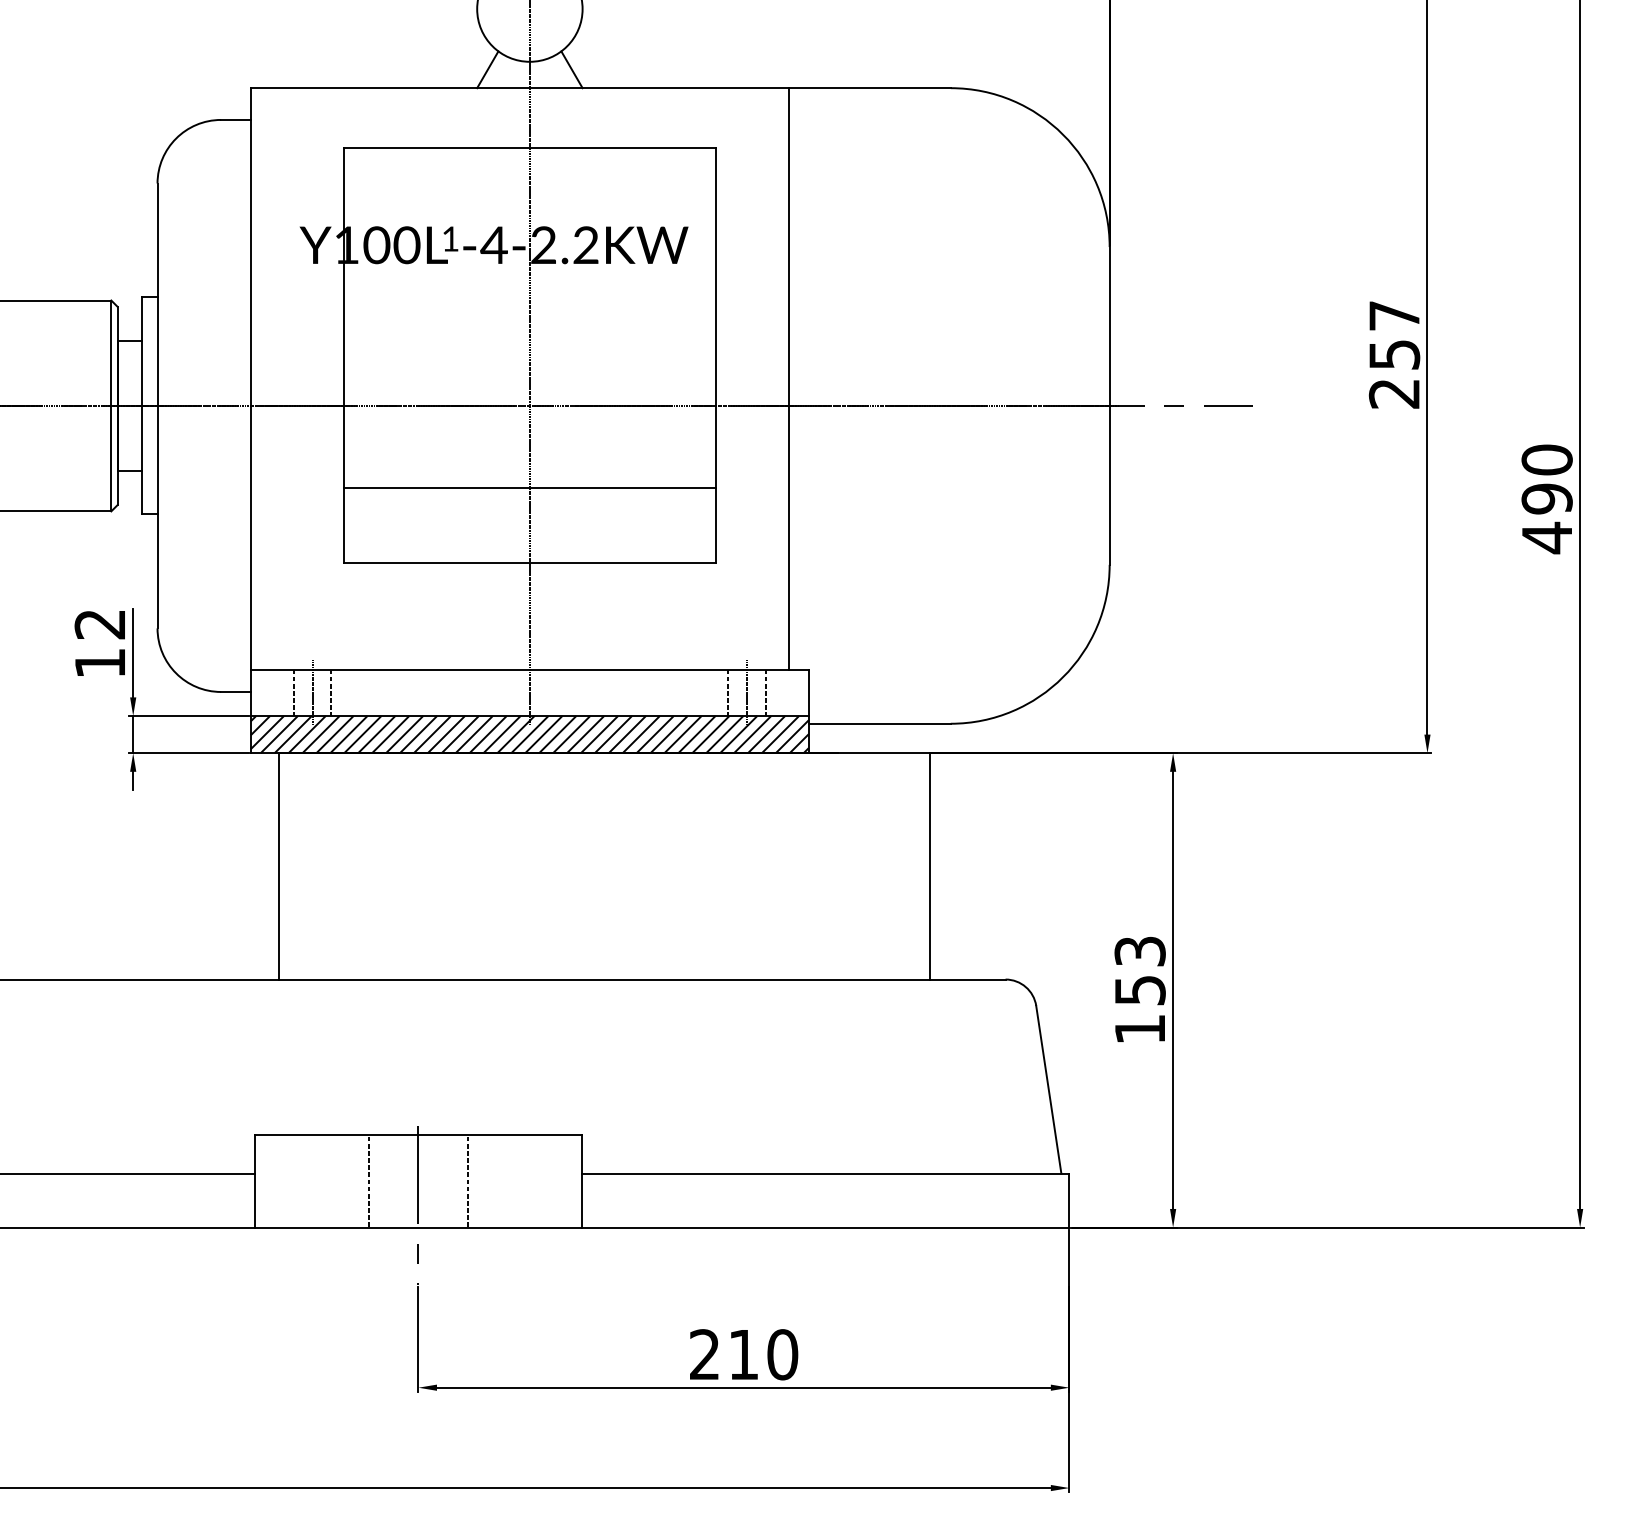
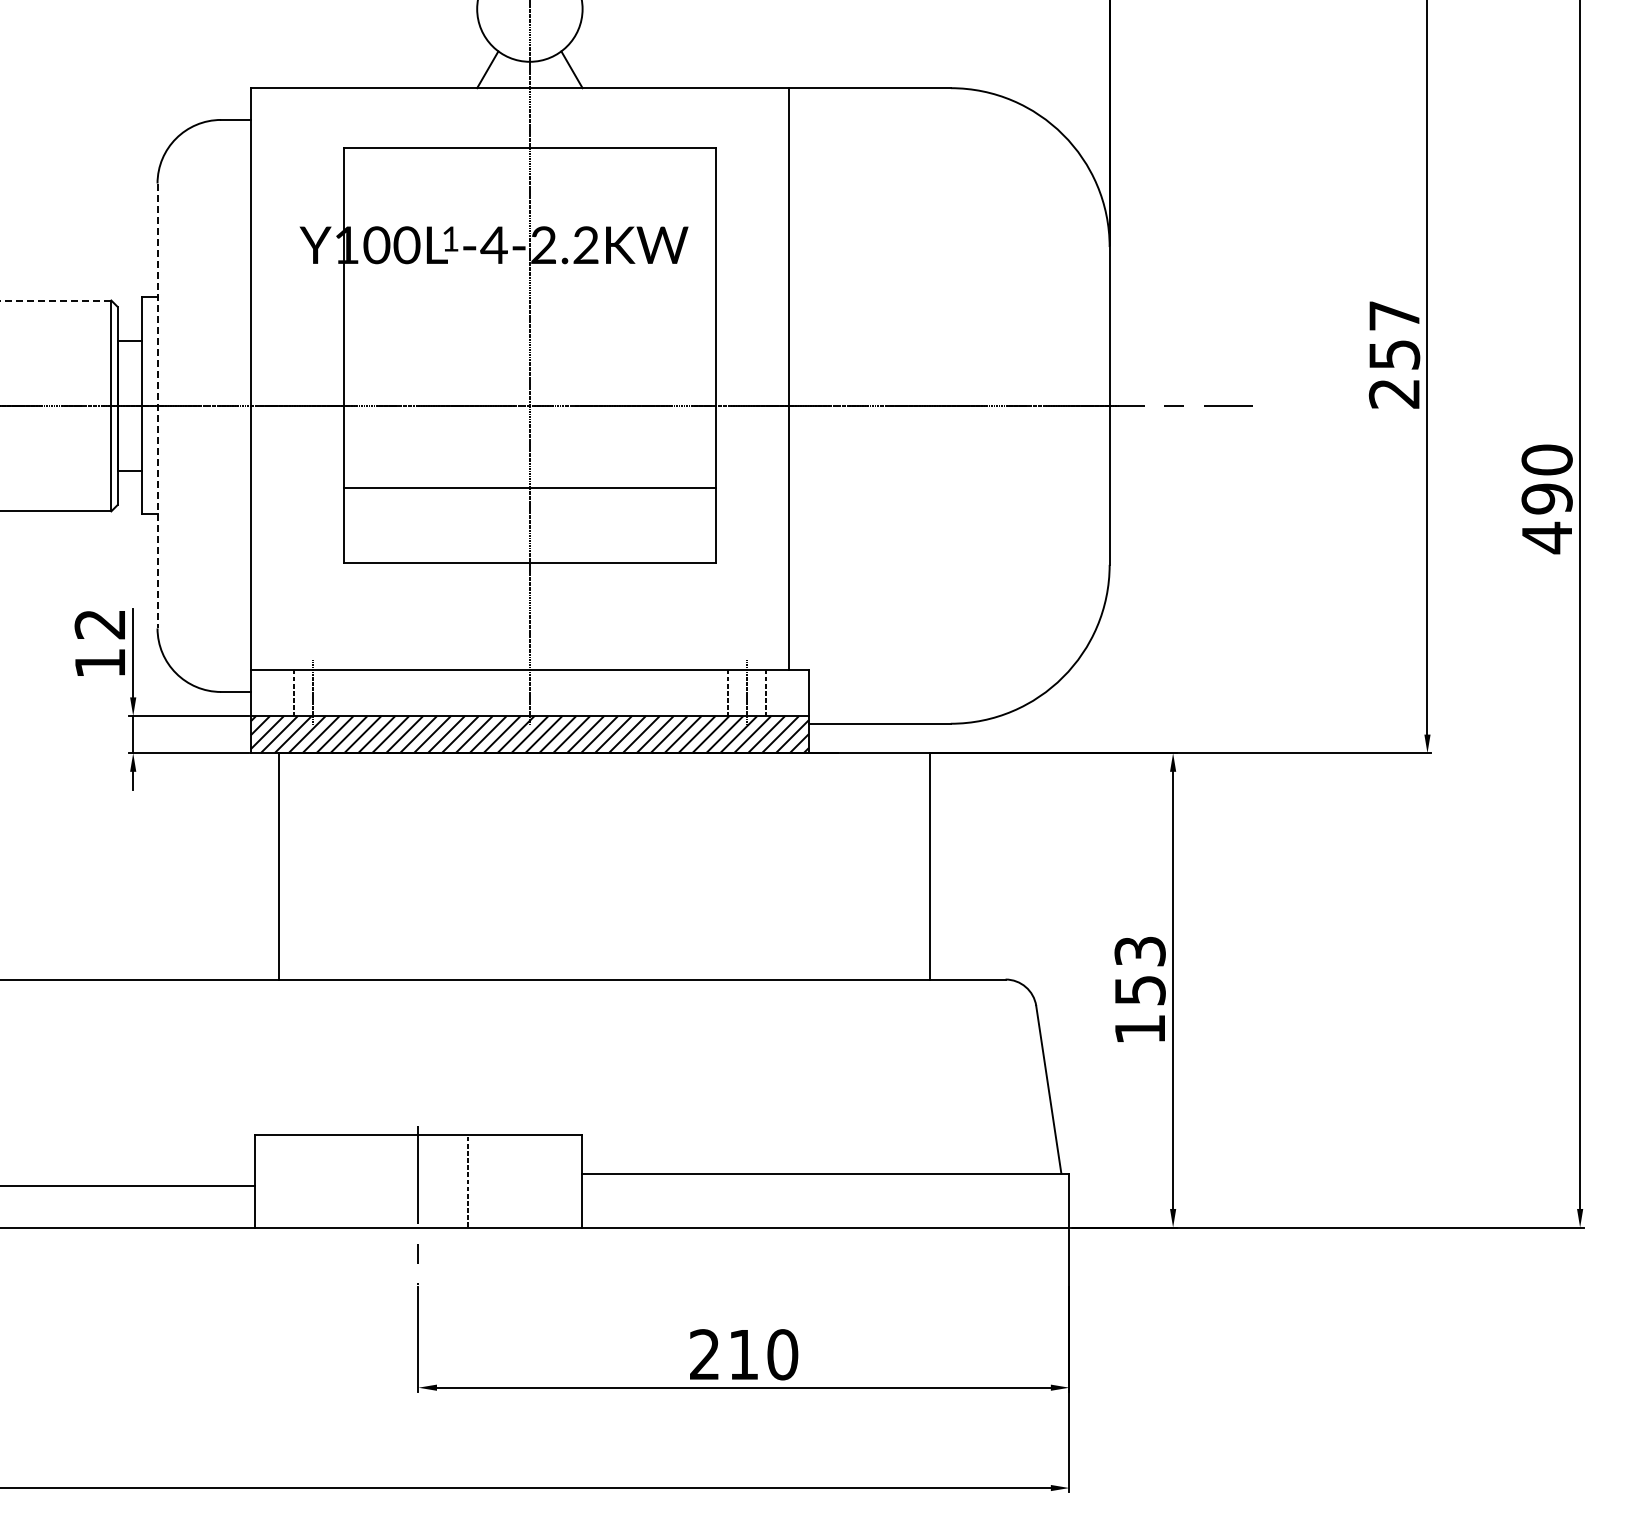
line: solid -> dashed (55, 300)
line: solid -> dashed (157, 406)
line: present -> none (331, 692)
line position: (128, 1173) -> (128, 1185) (128, 1185)
line: present -> none (368, 1180)
